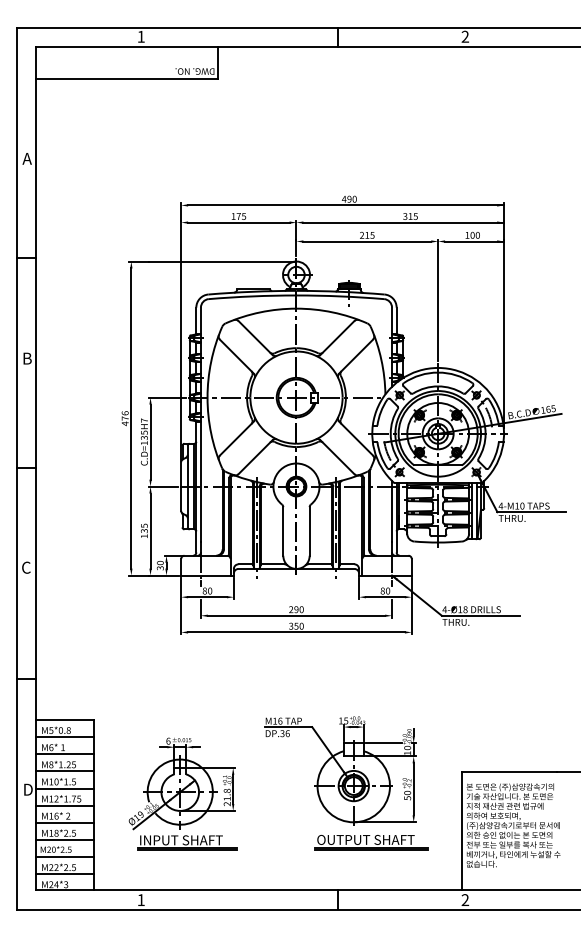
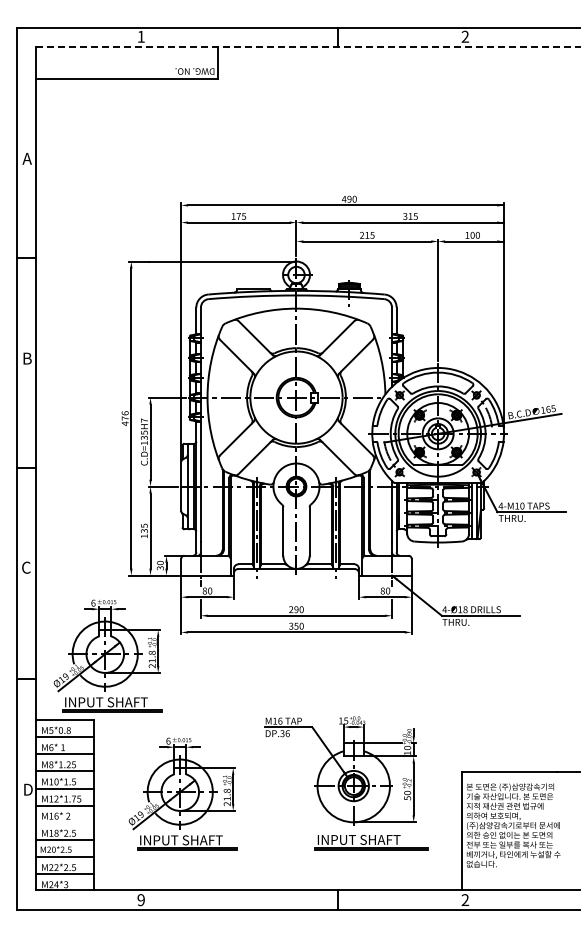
line: solid -> dashed (308, 46)
part: none -> present (107, 655)
line: present -> none (65, 822)
text: OUTPUT SHAFT -> INPUT SHAFT (365, 839)
text: 1 -> 9 (140, 900)
